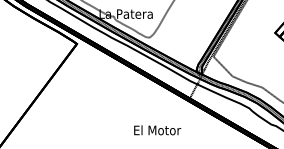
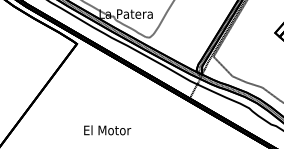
text position: (157, 130) -> (107, 130) (107, 130)
